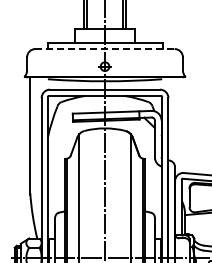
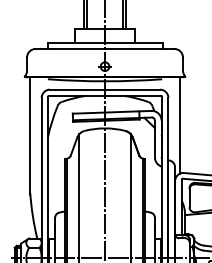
line: dashed -> solid (105, 49)
line: none -> present (179, 125)
